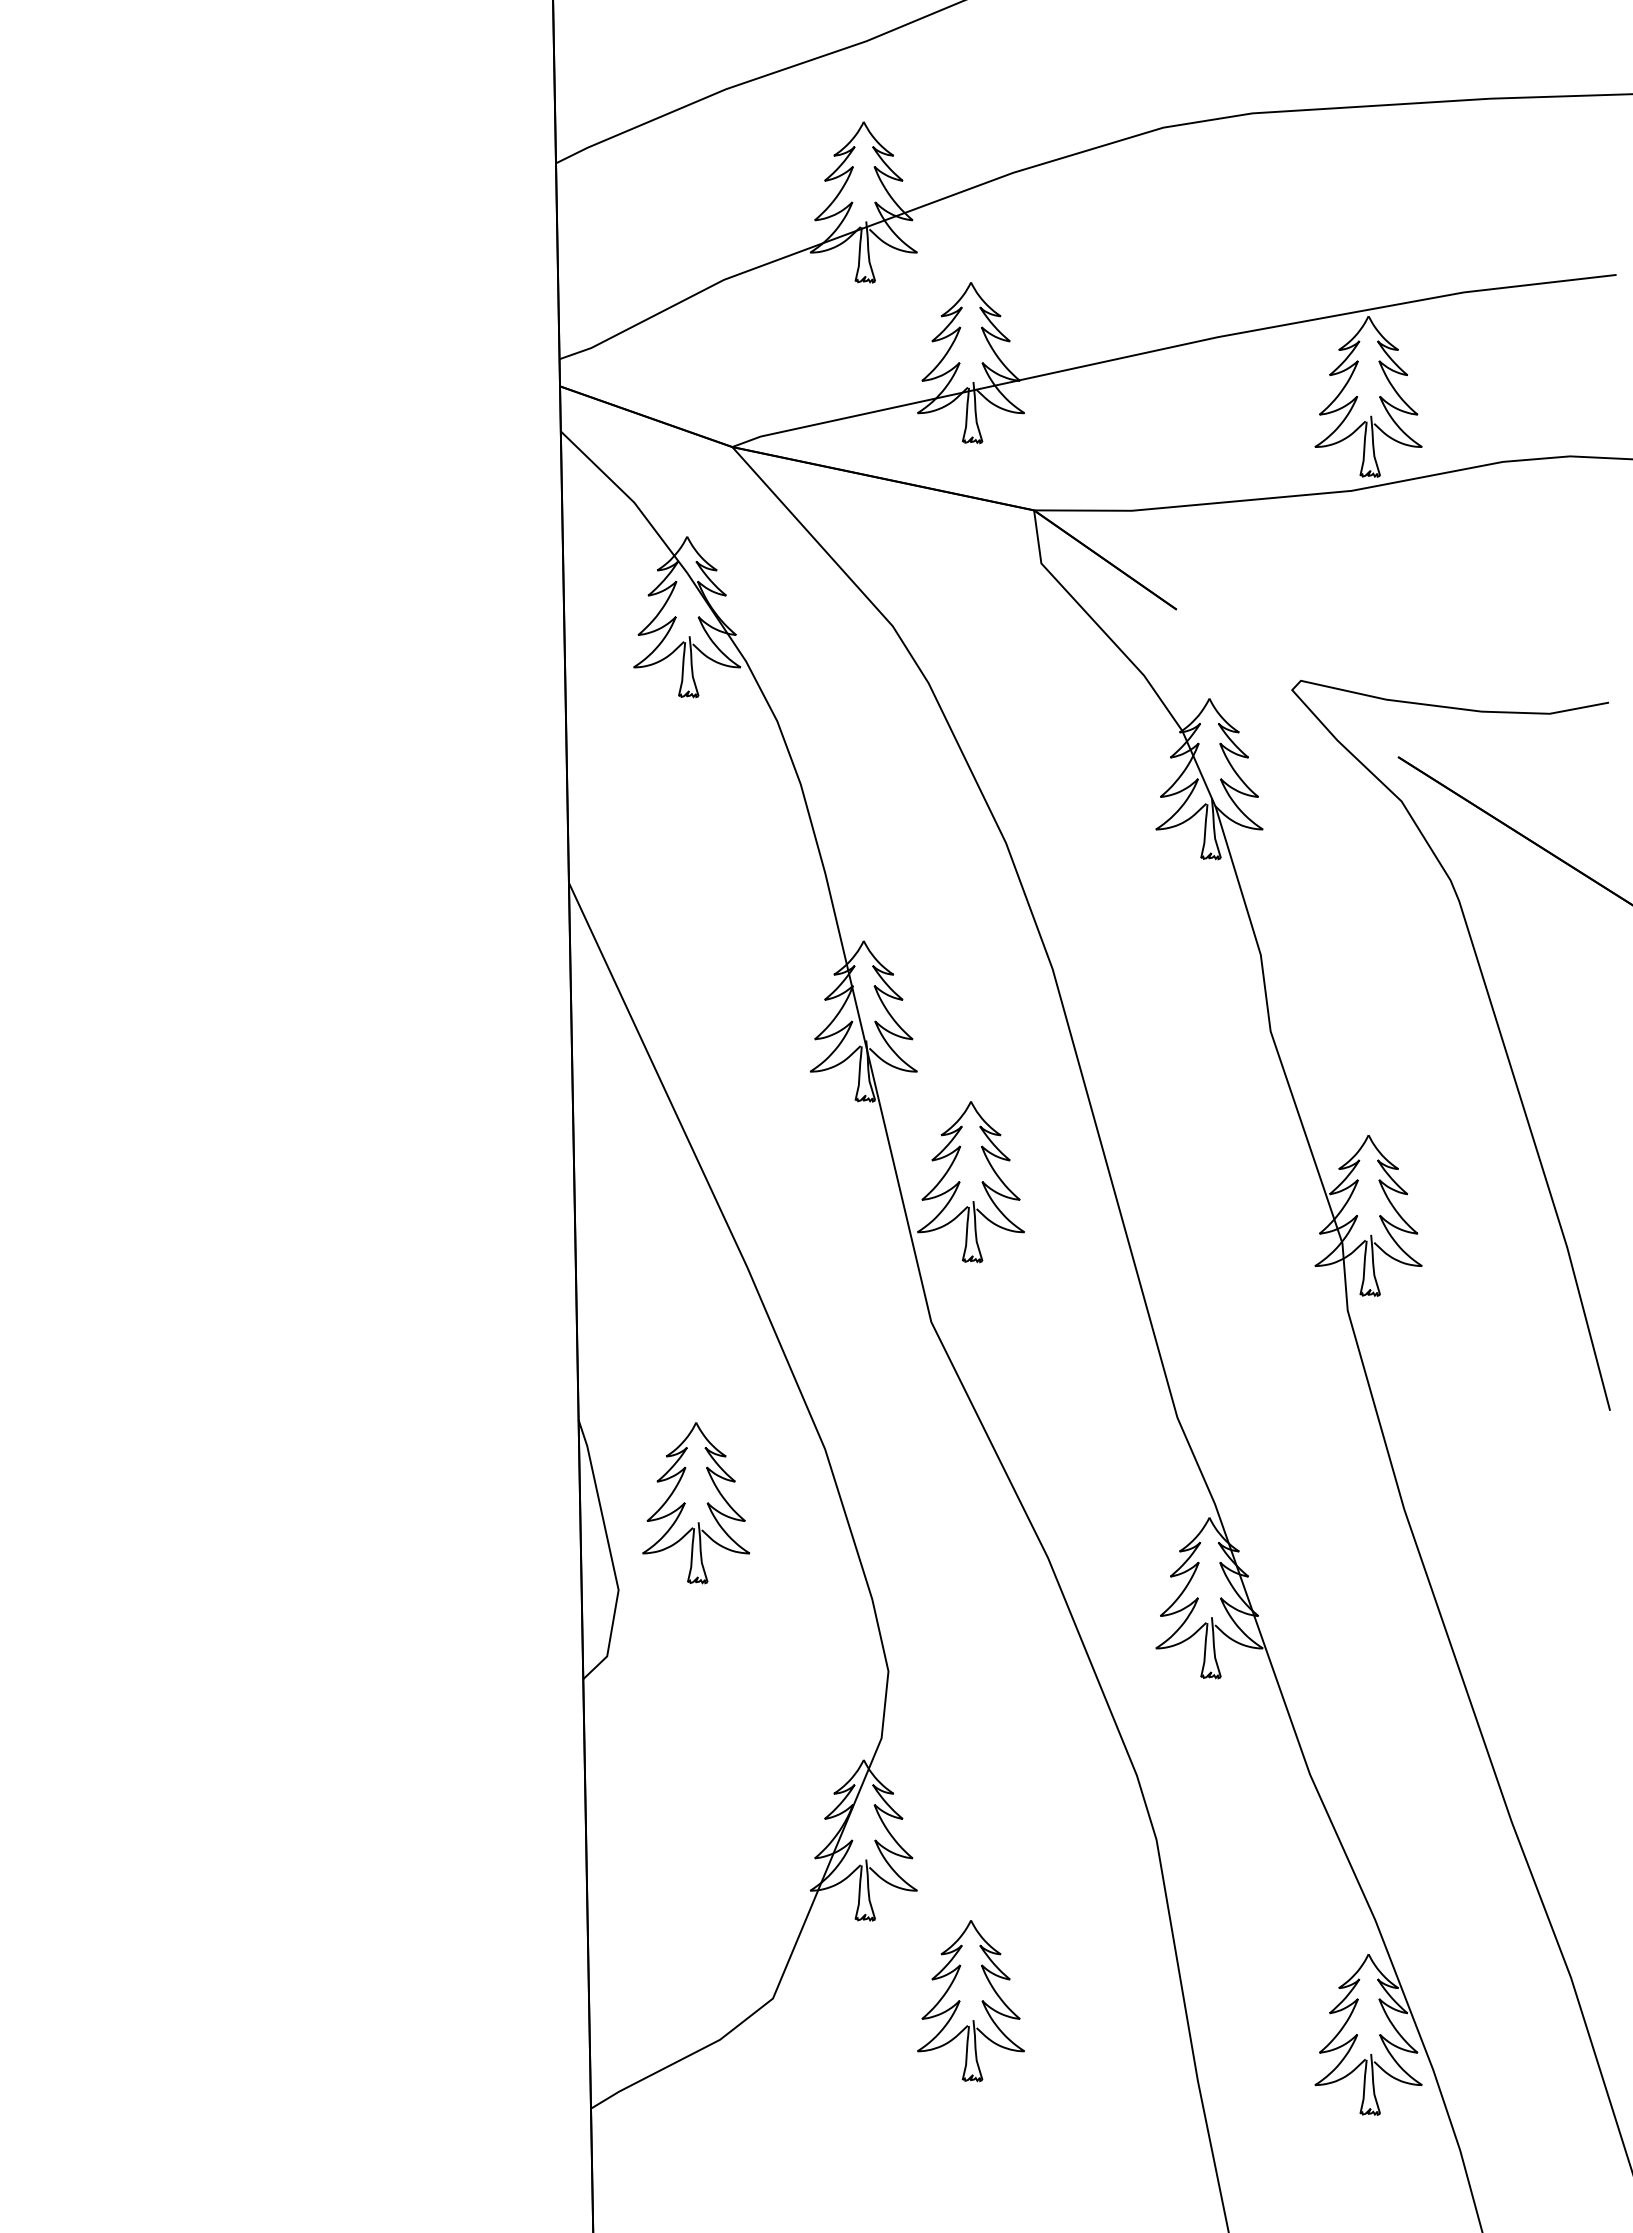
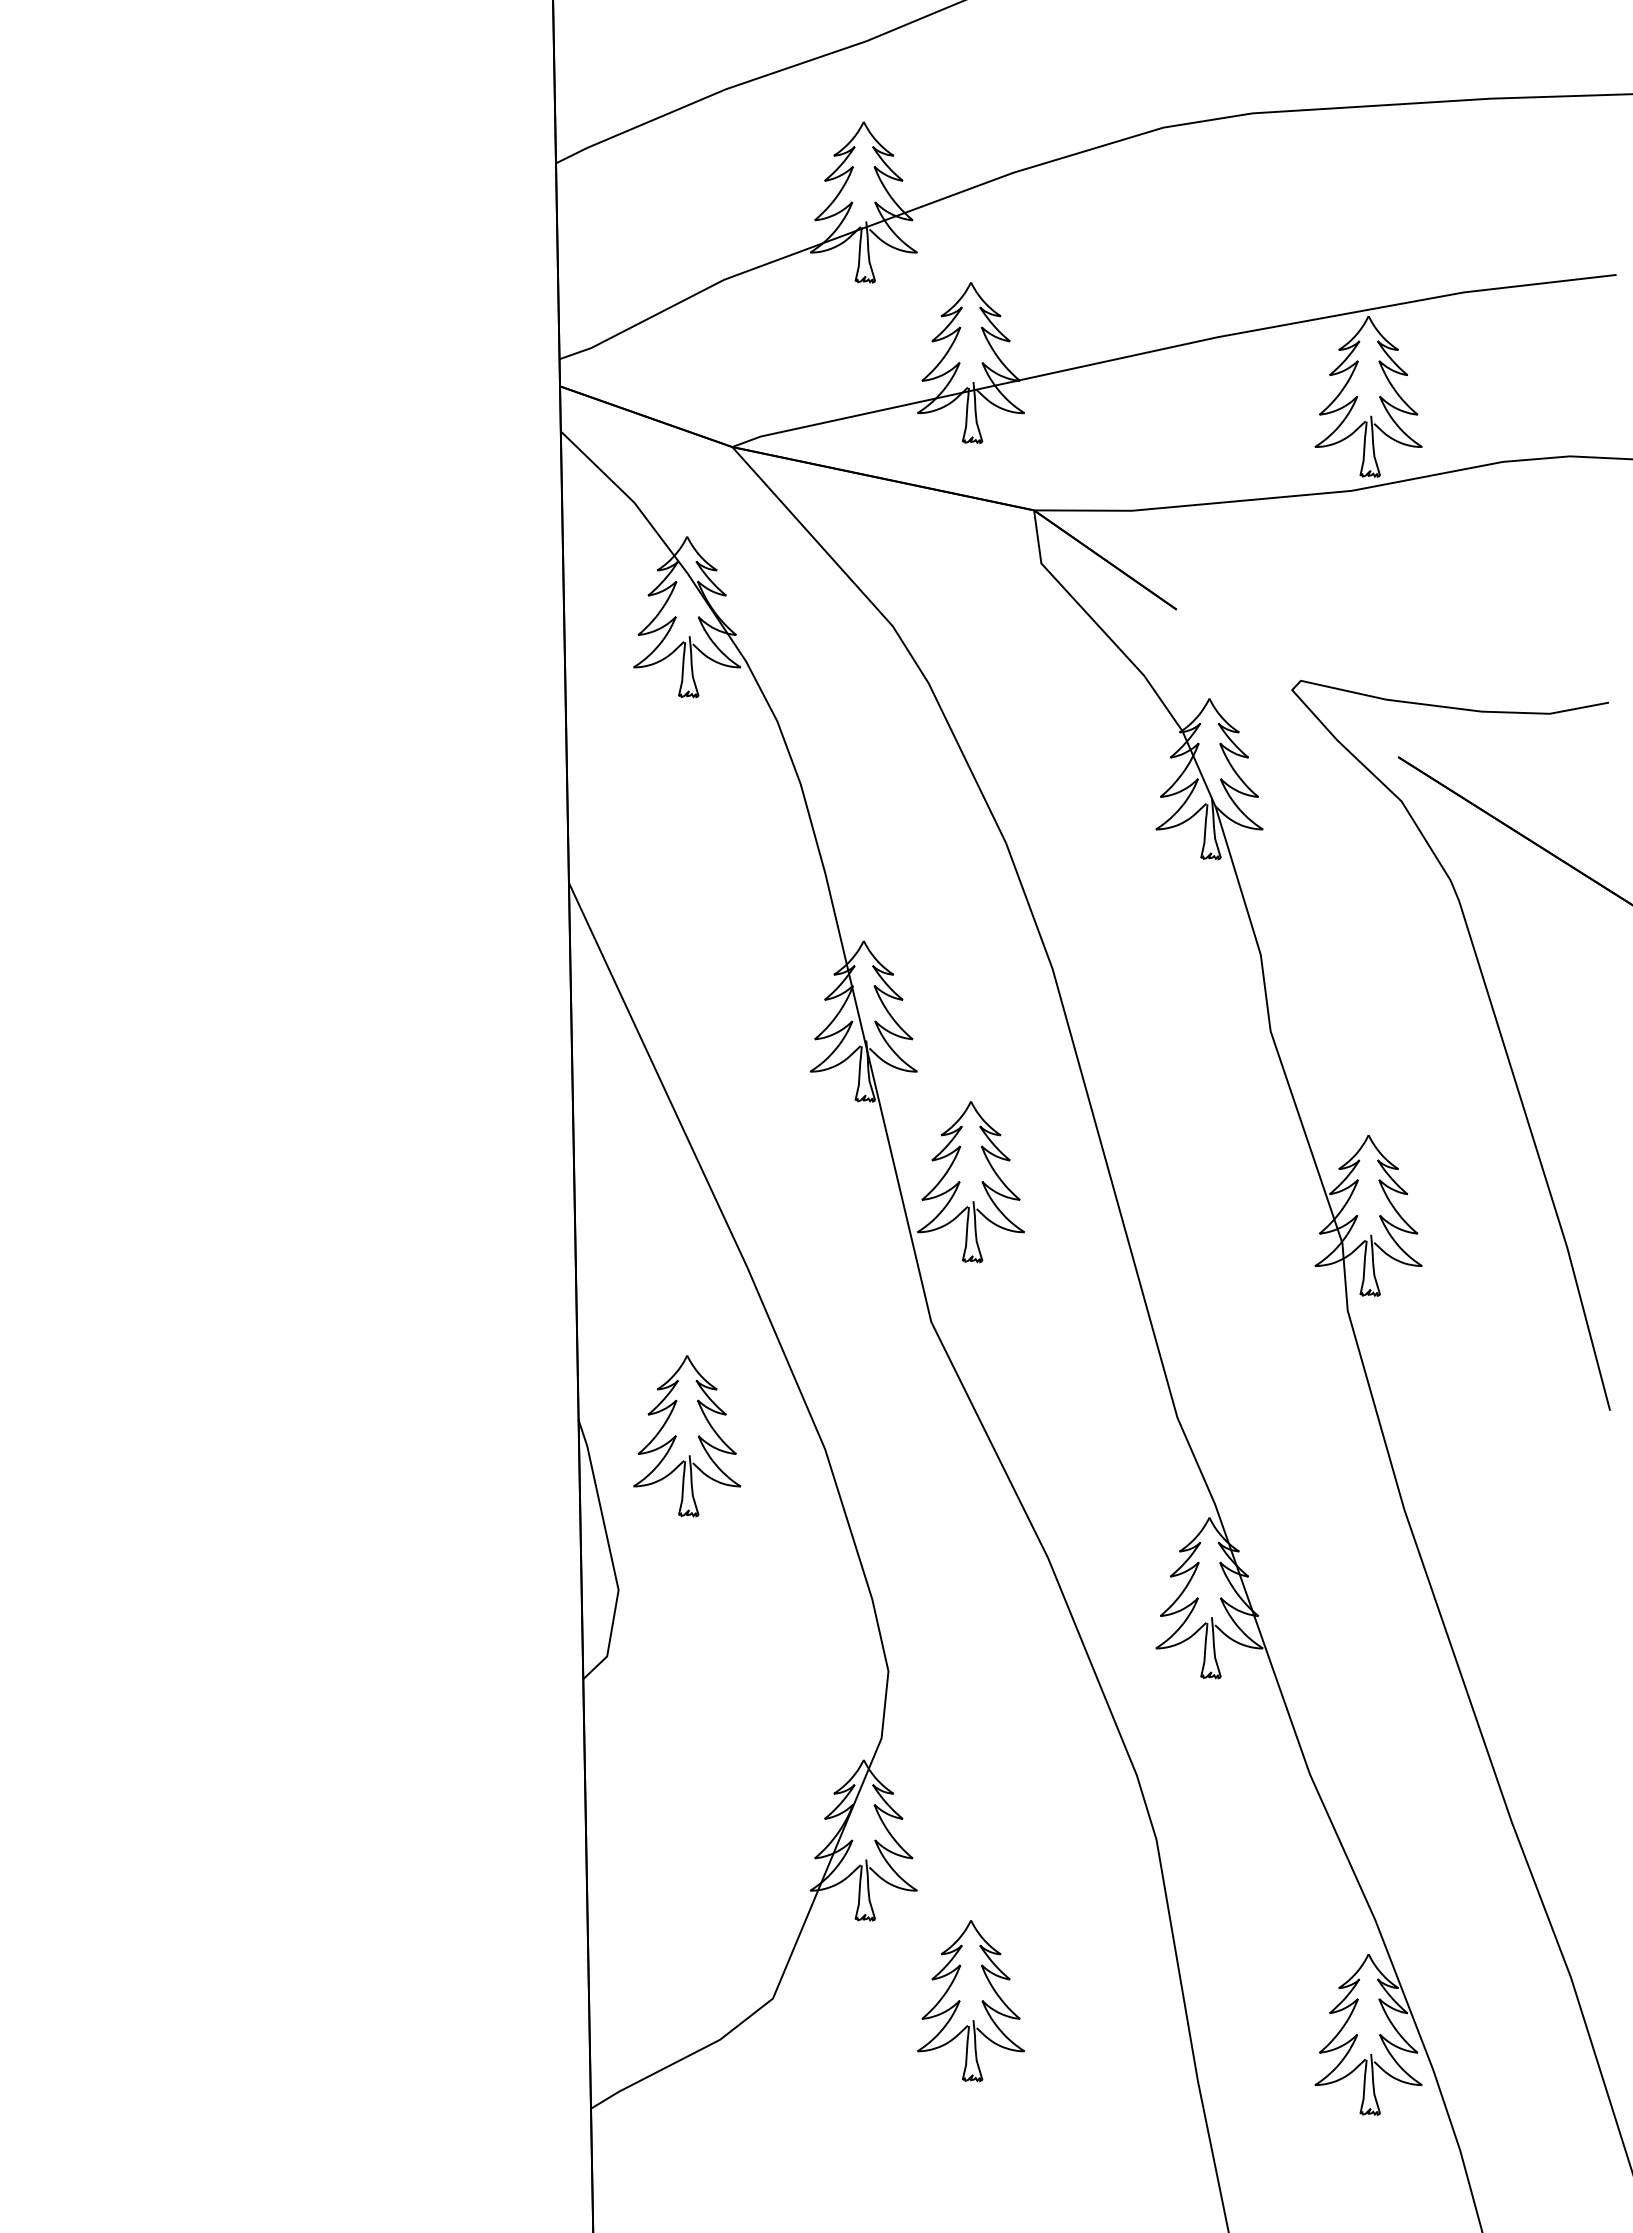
part position: (696, 1503) -> (687, 1436) (687, 1436)
